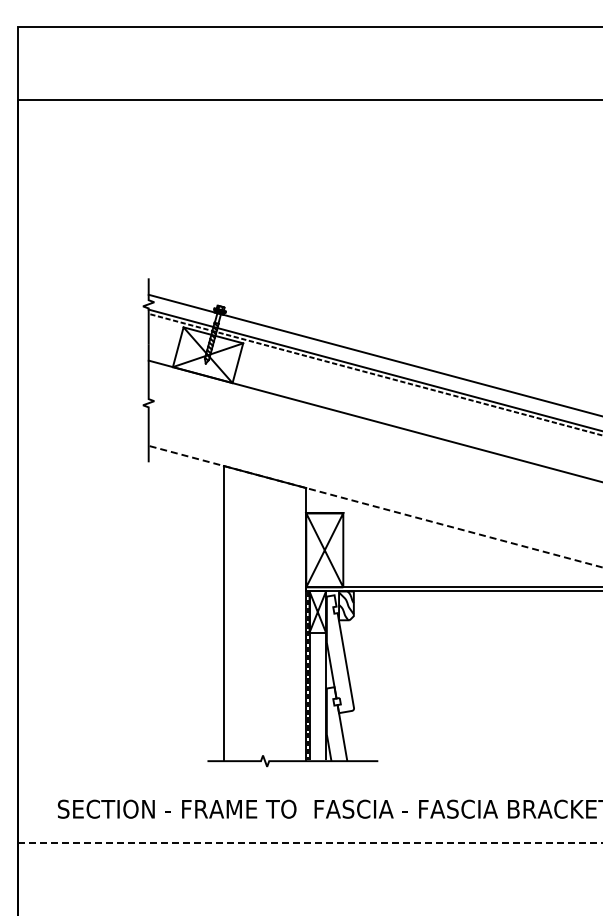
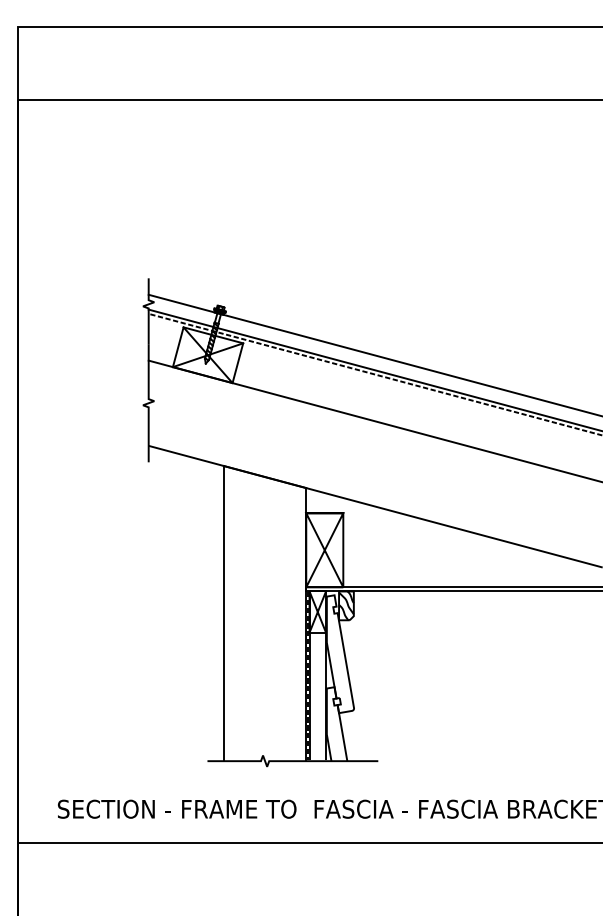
line: dashed -> solid (375, 506)
line: dashed -> solid (310, 843)
